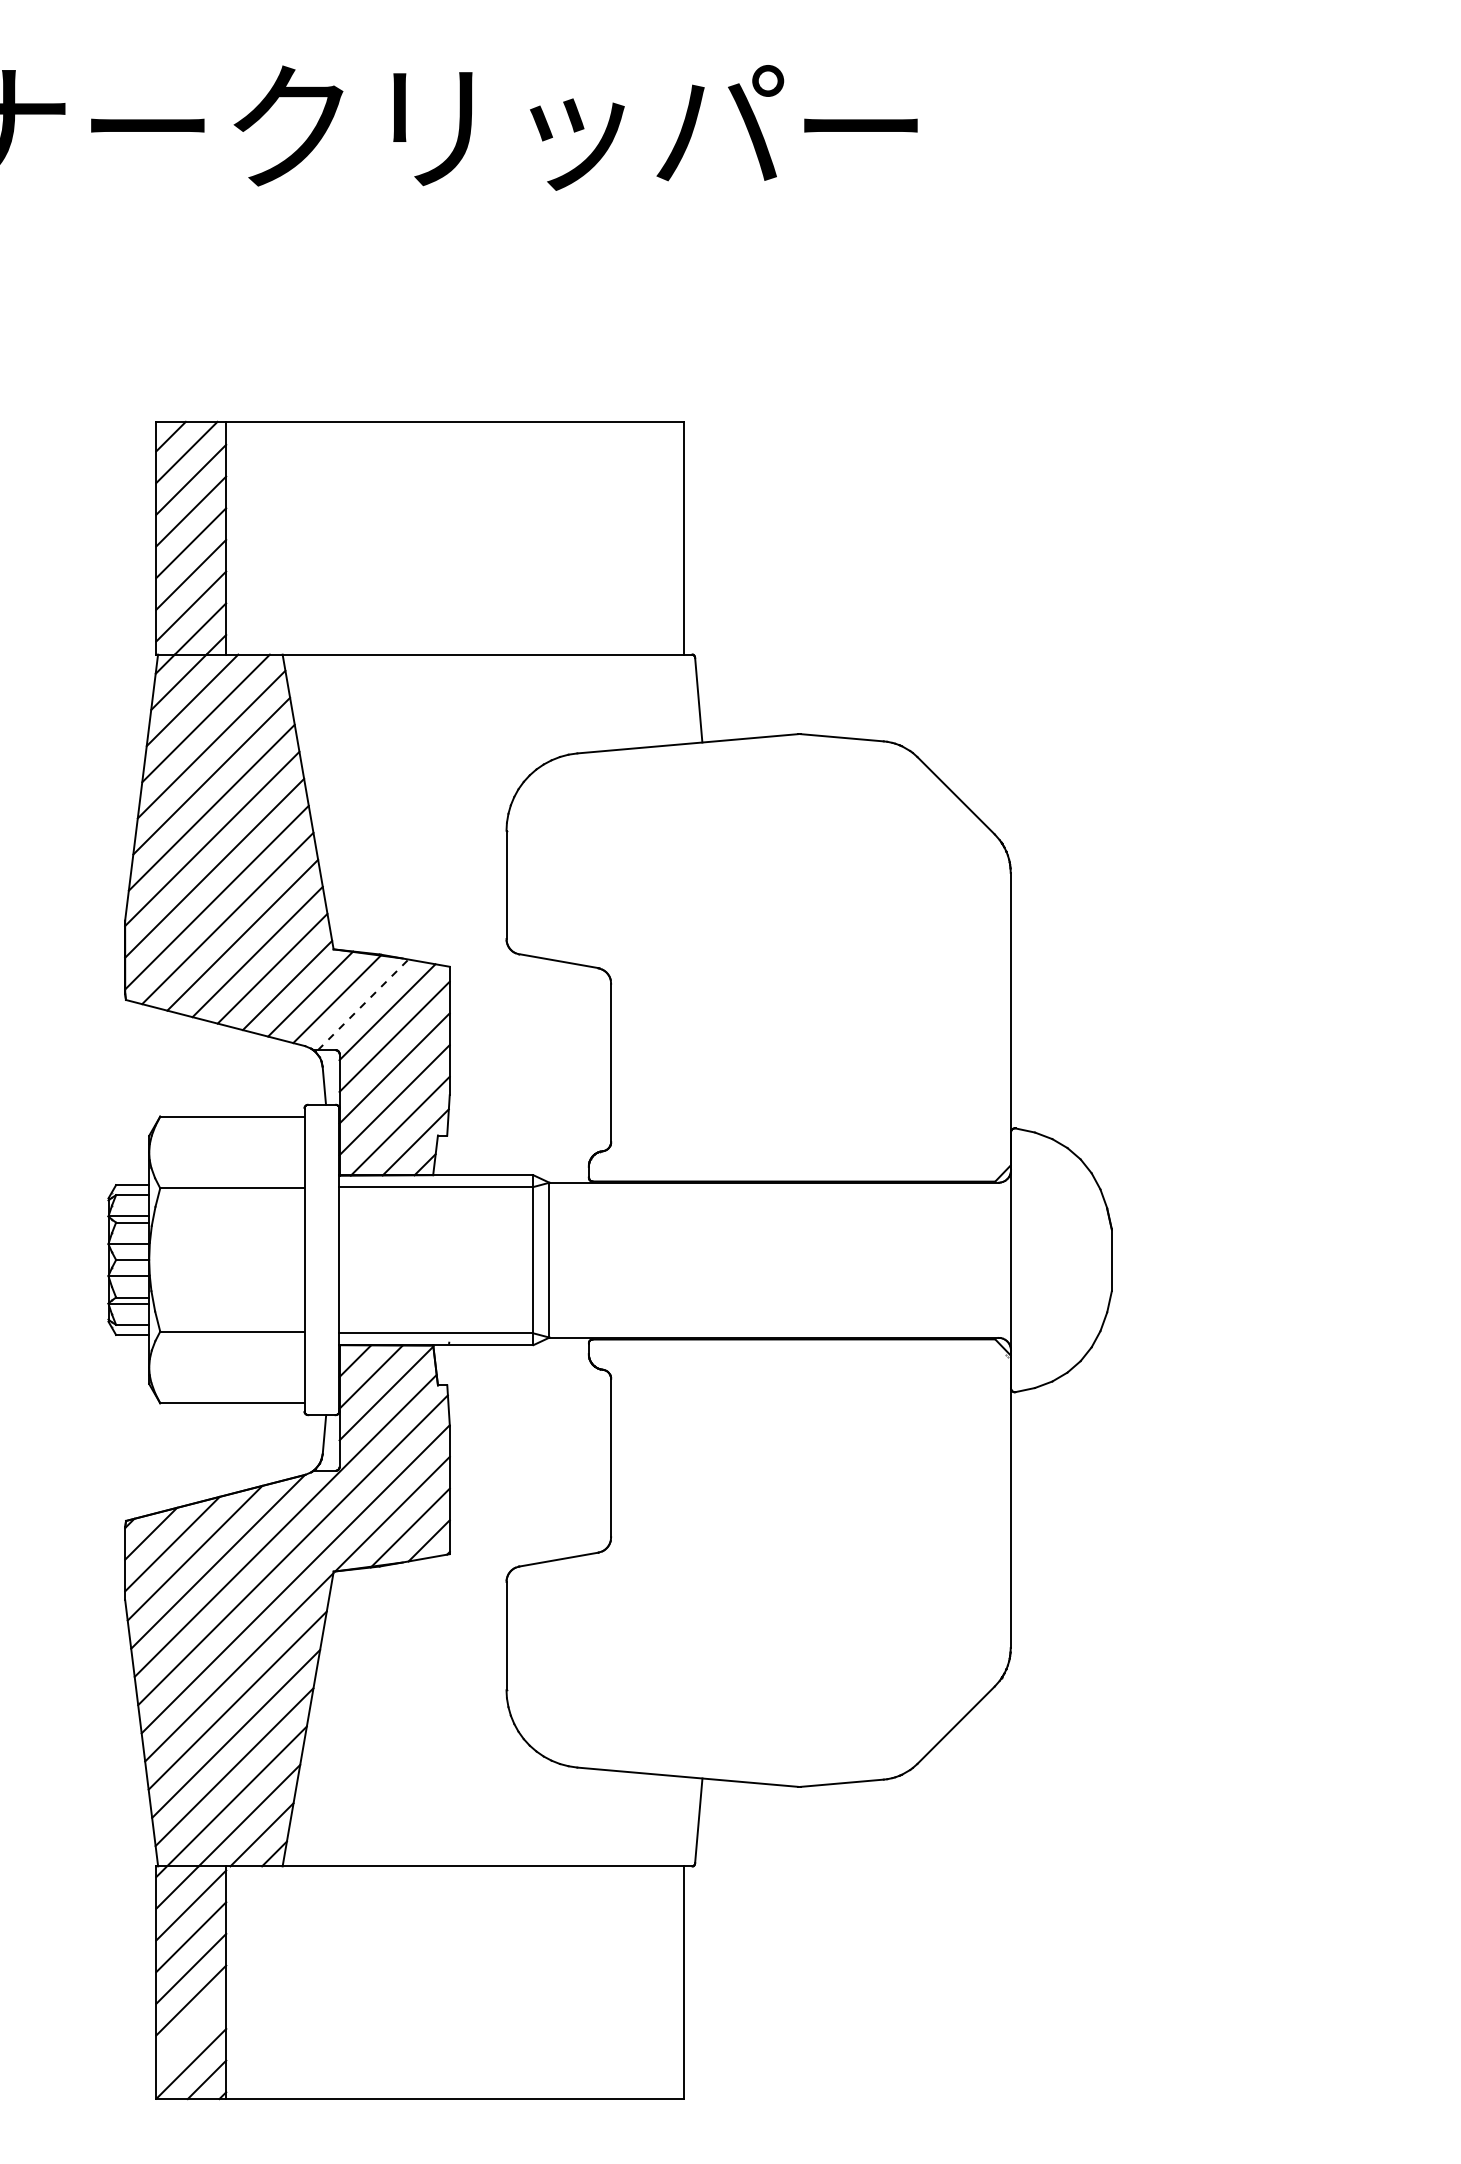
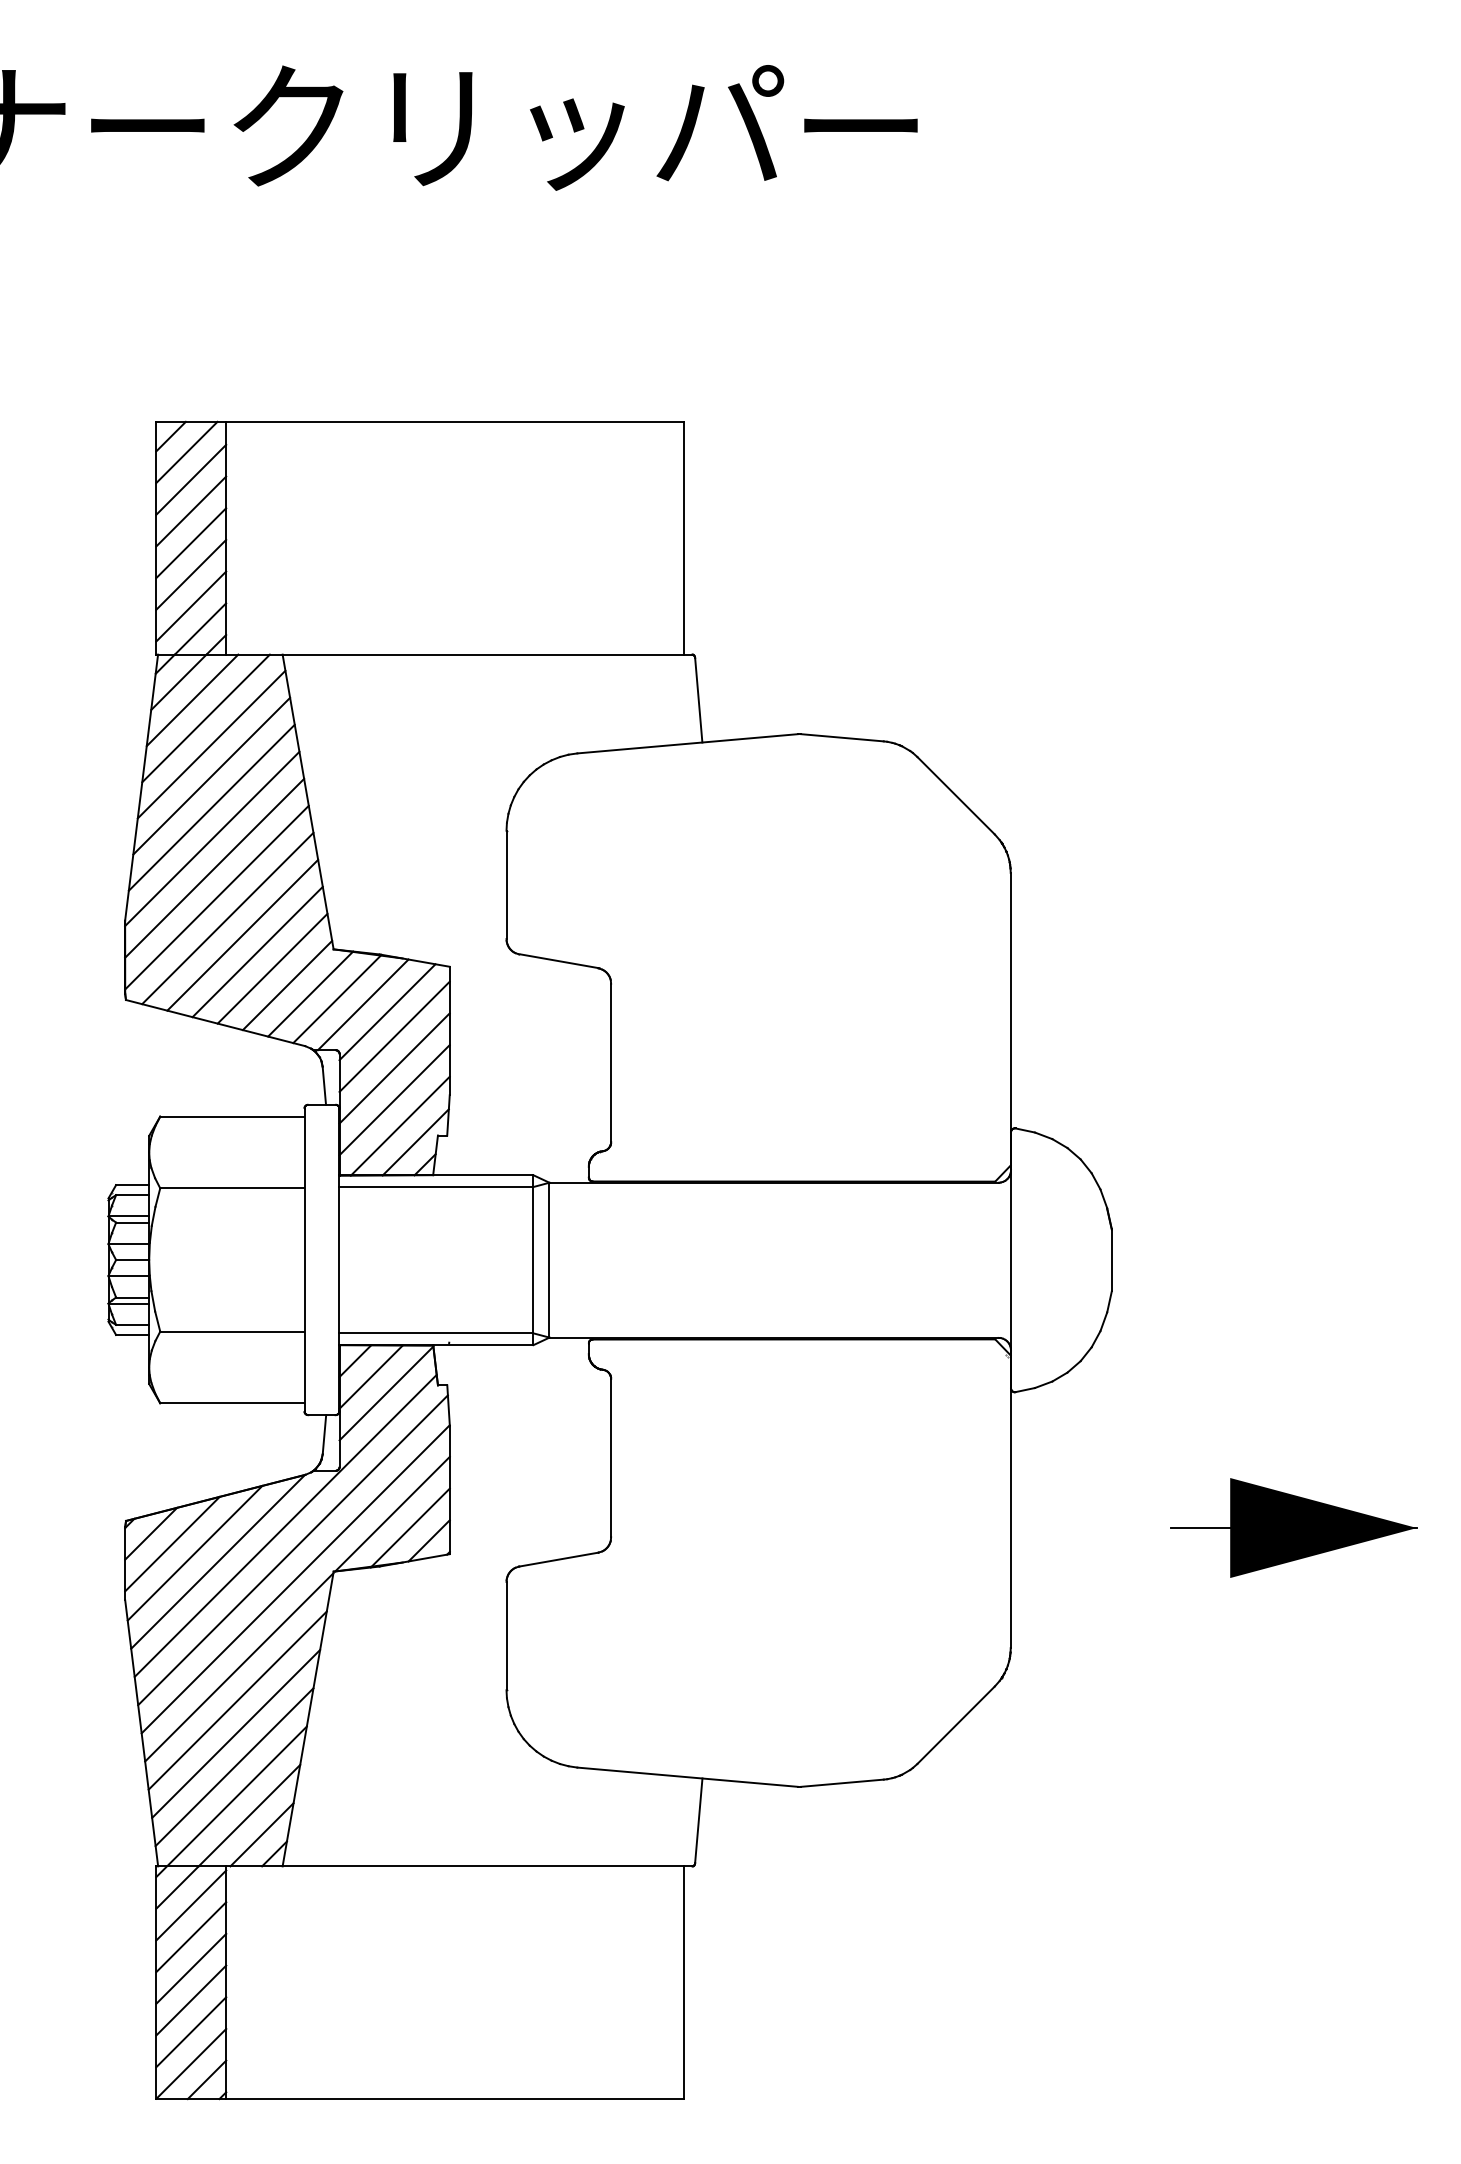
line: dashed -> solid (363, 1004)
part: none -> present (1293, 1527)
line: none -> present (191, 2032)
